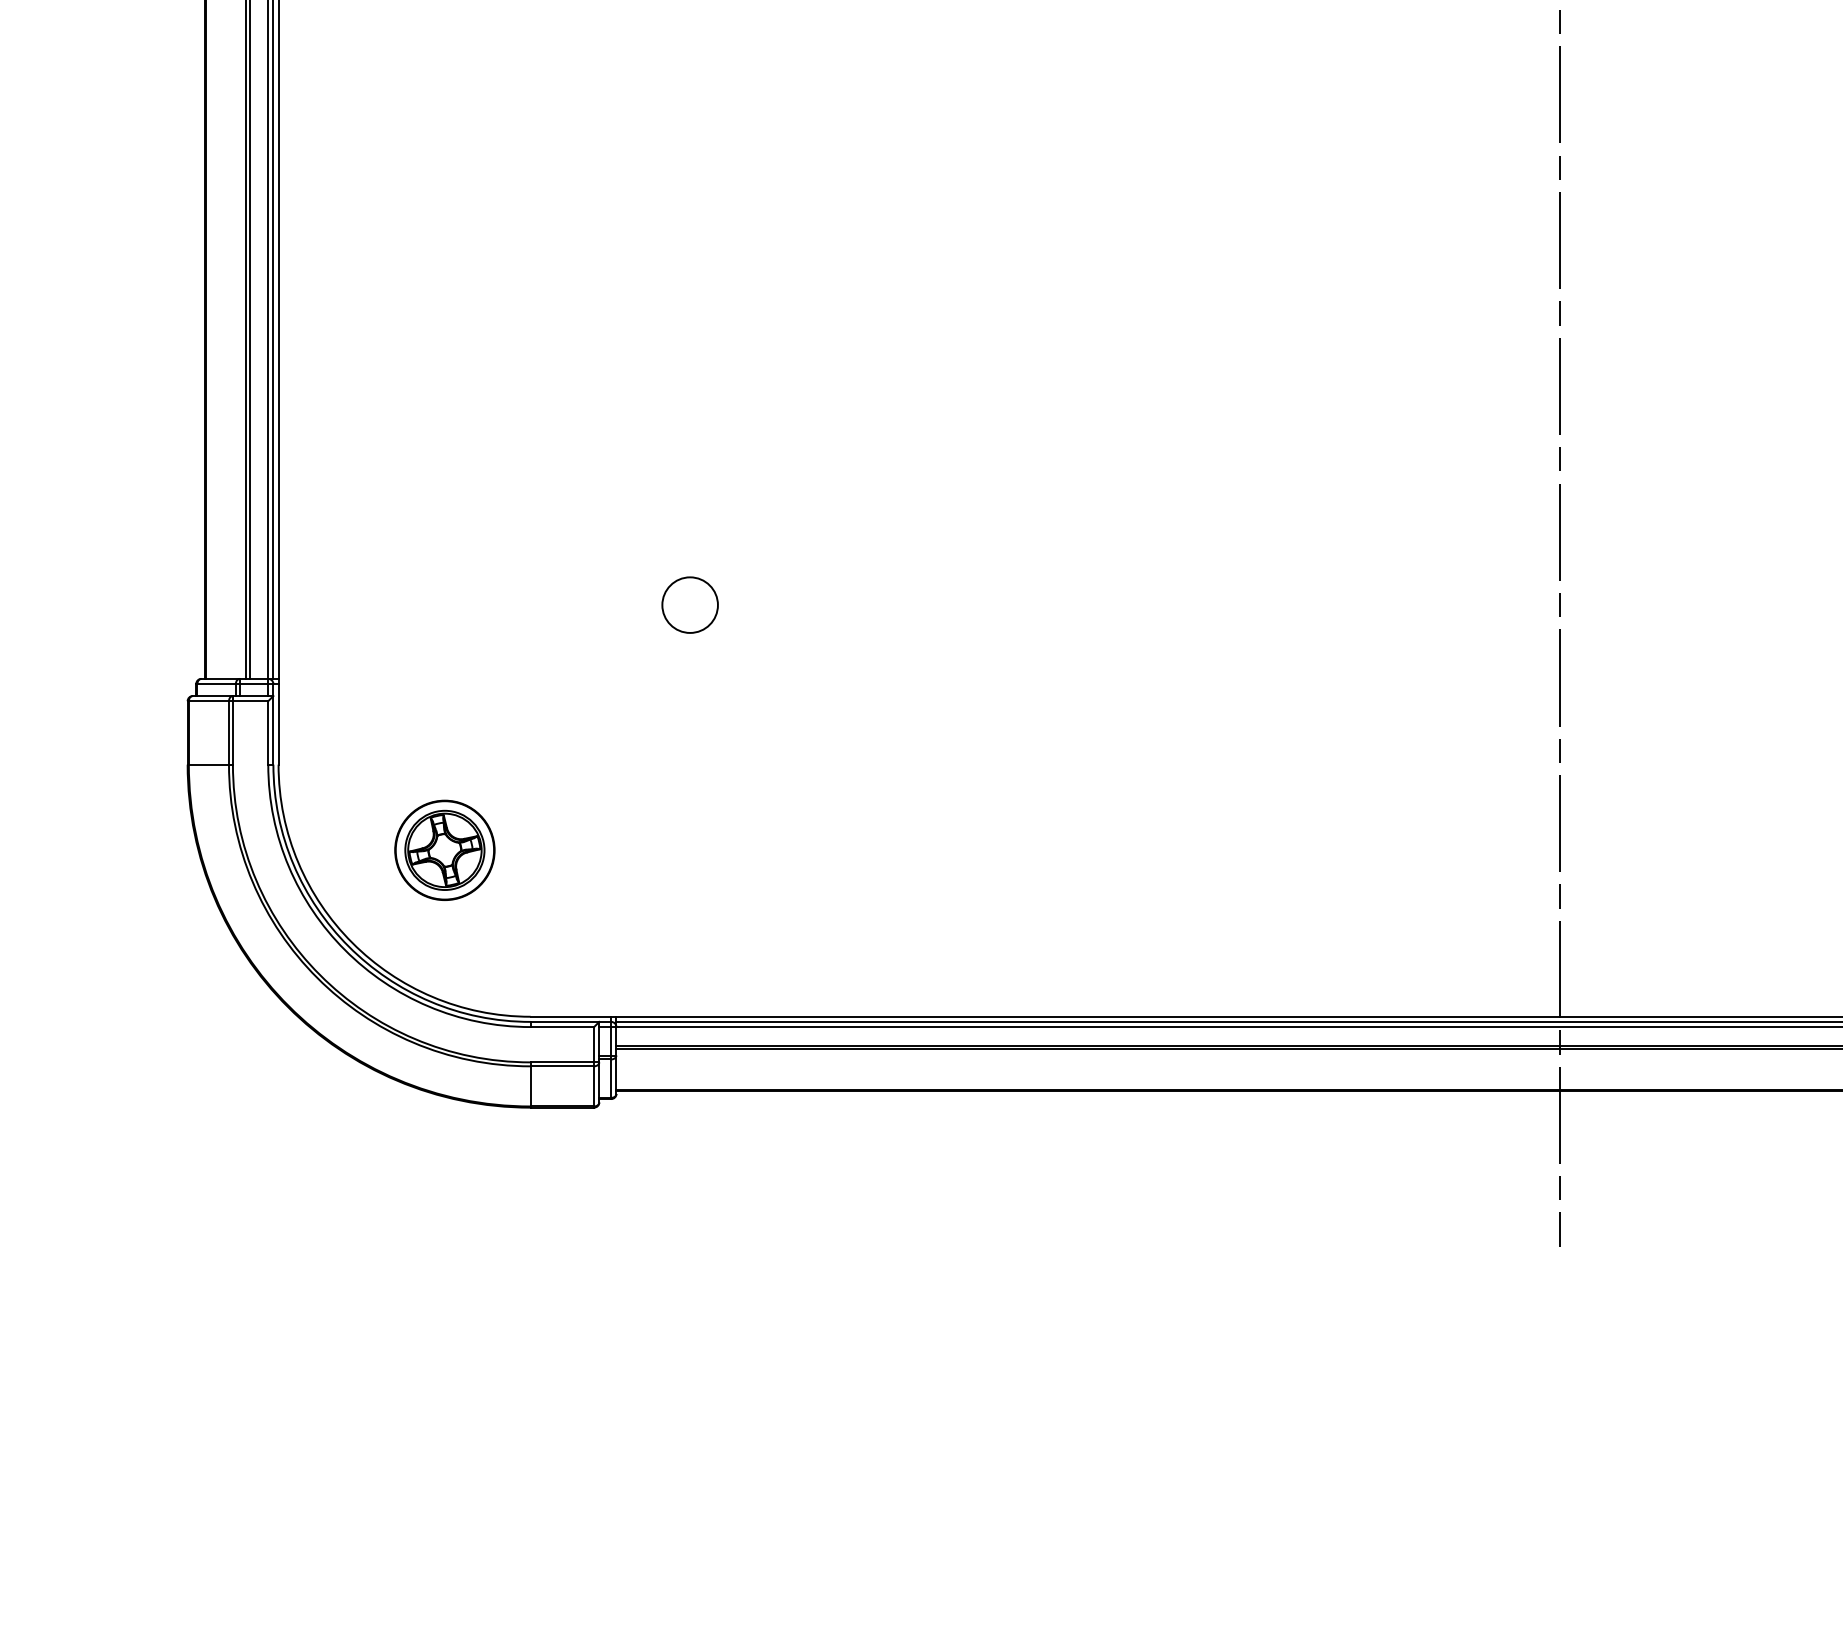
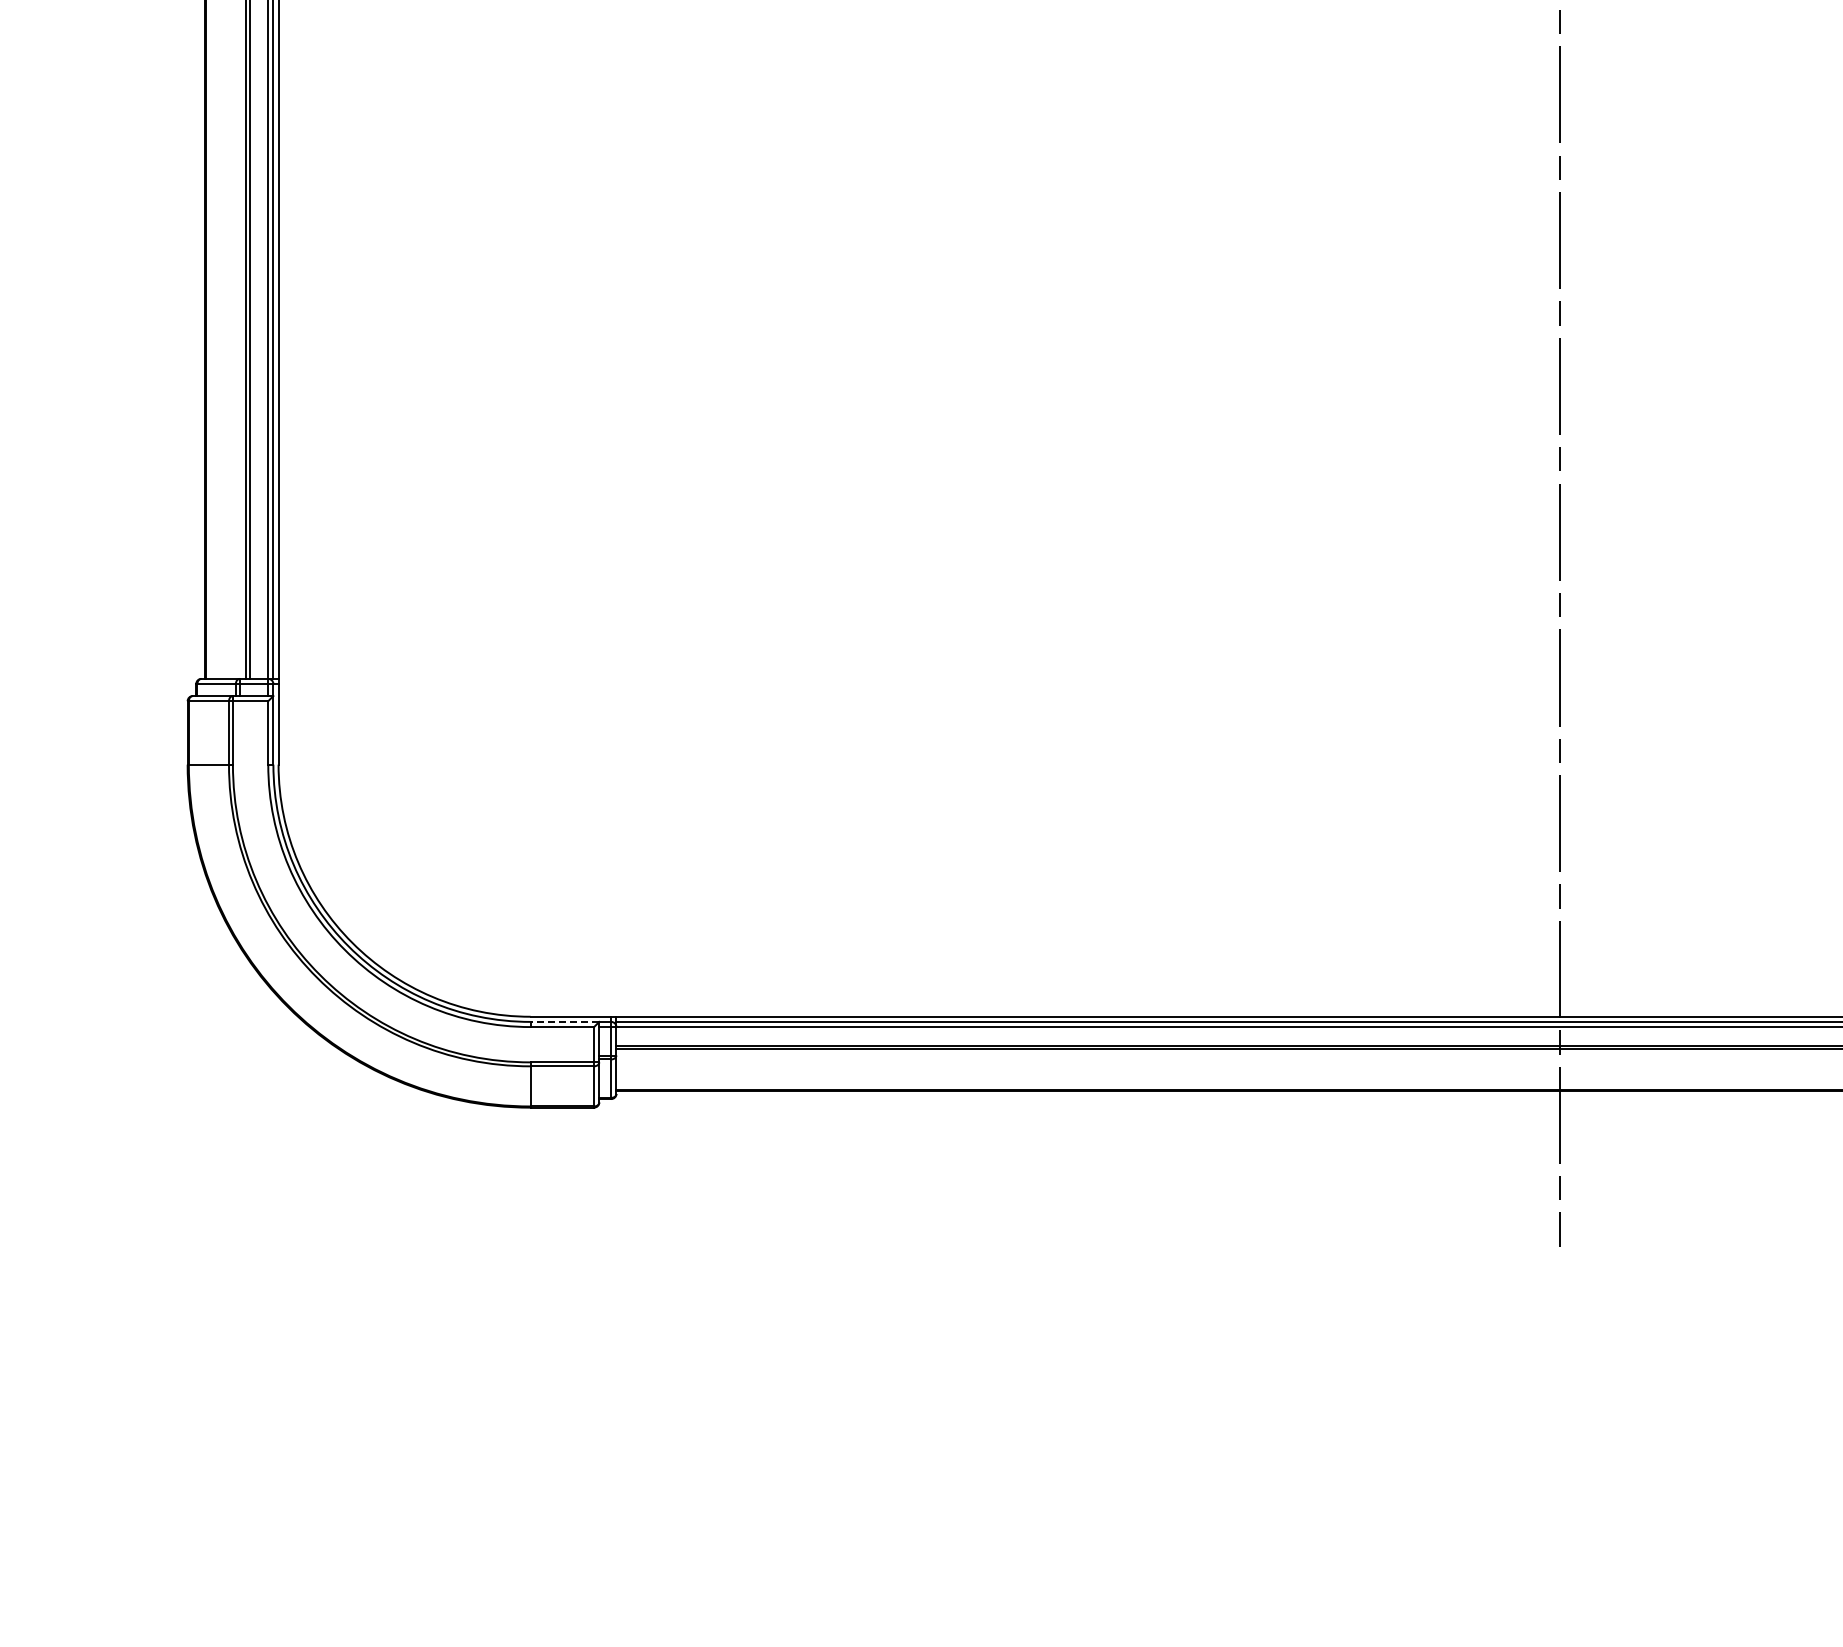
circle: present -> none (689, 604)
part: present -> none (444, 849)
line: solid -> dashed (564, 1021)
